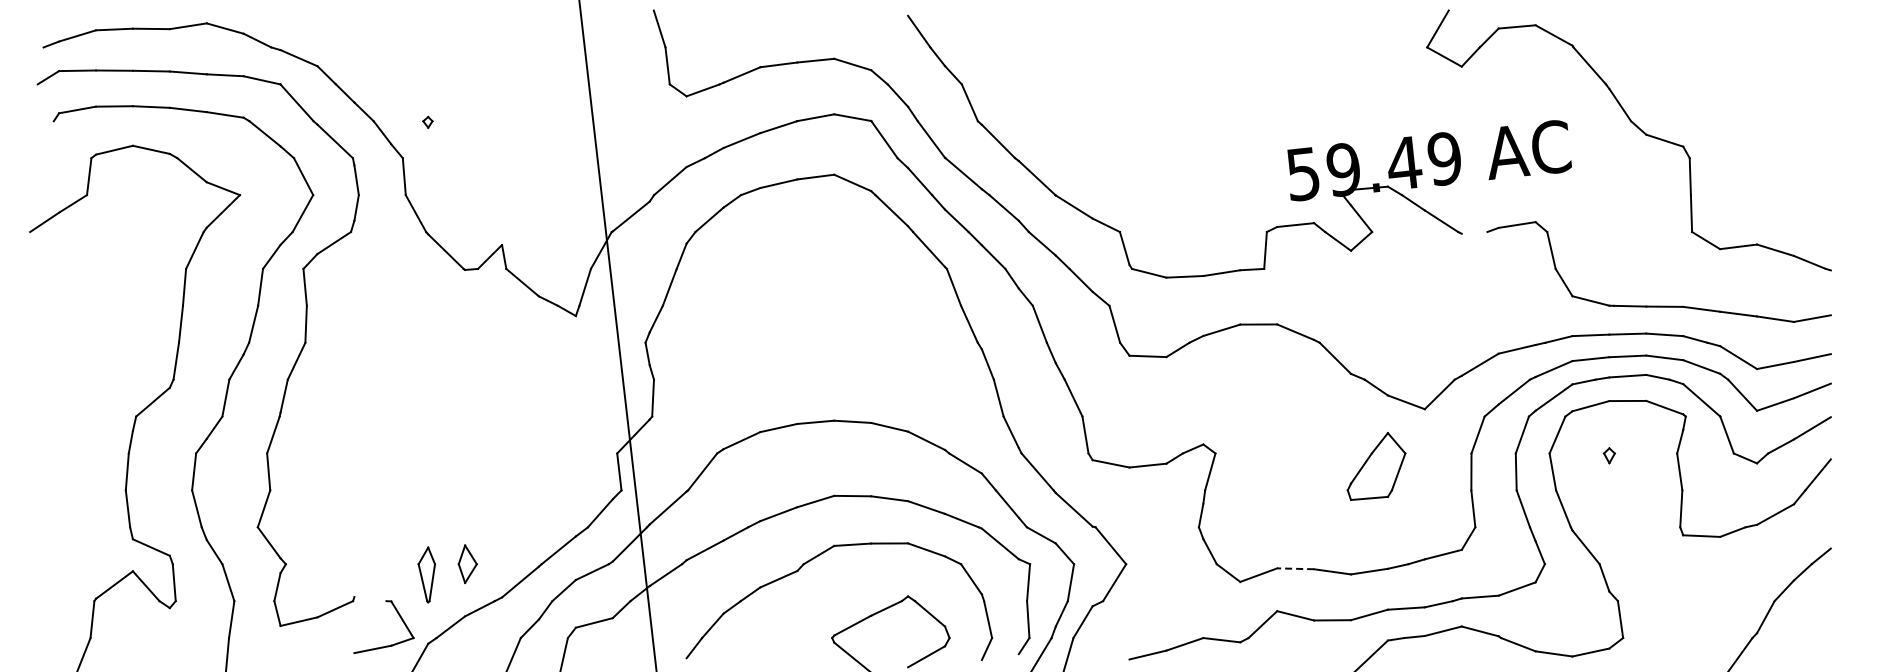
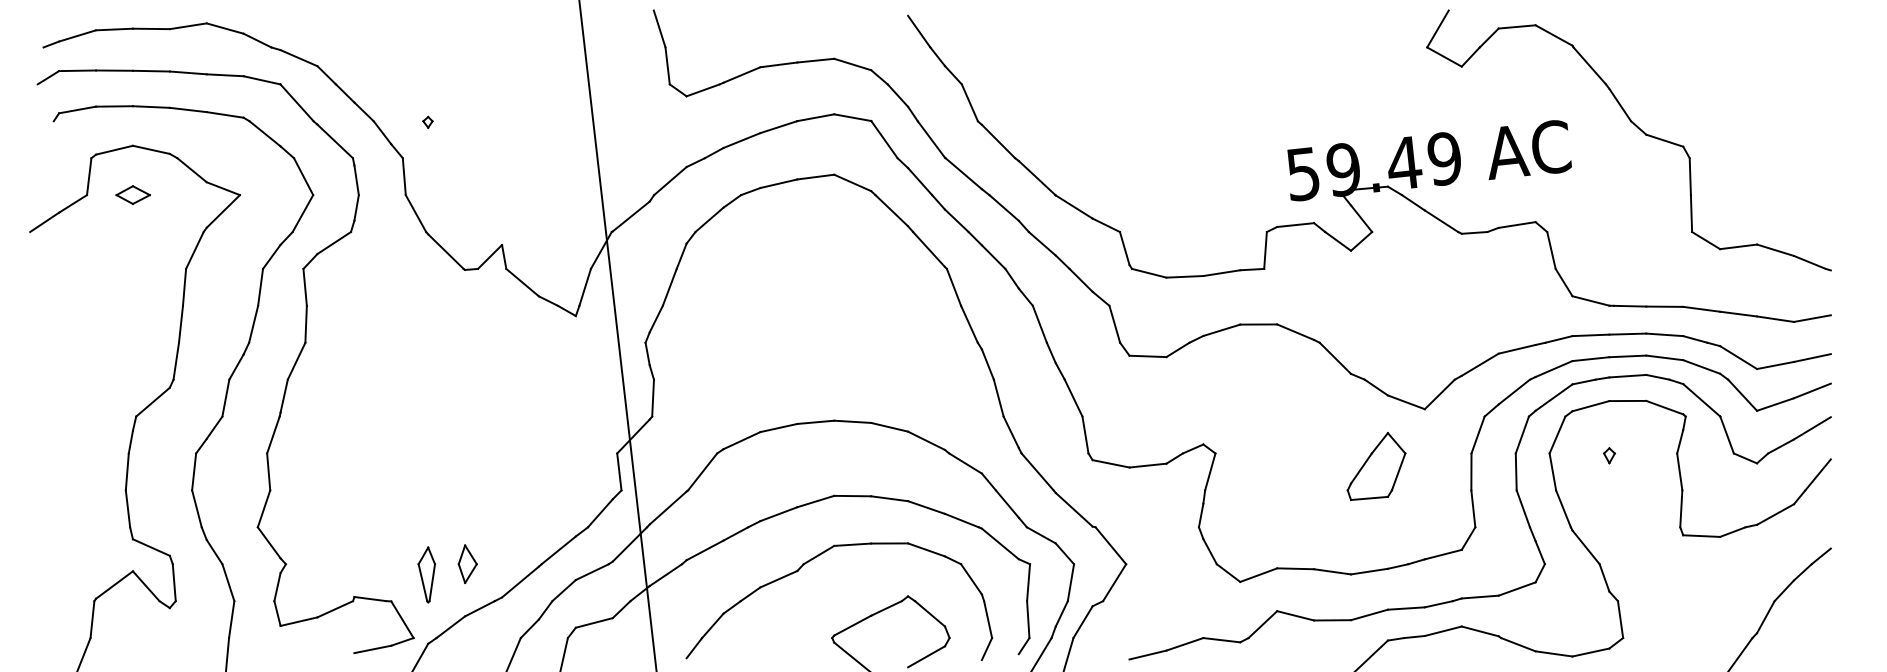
part: none -> present (132, 194)
line: none -> present (1474, 232)
line: dashed -> solid (1295, 568)
line: none -> present (370, 599)
